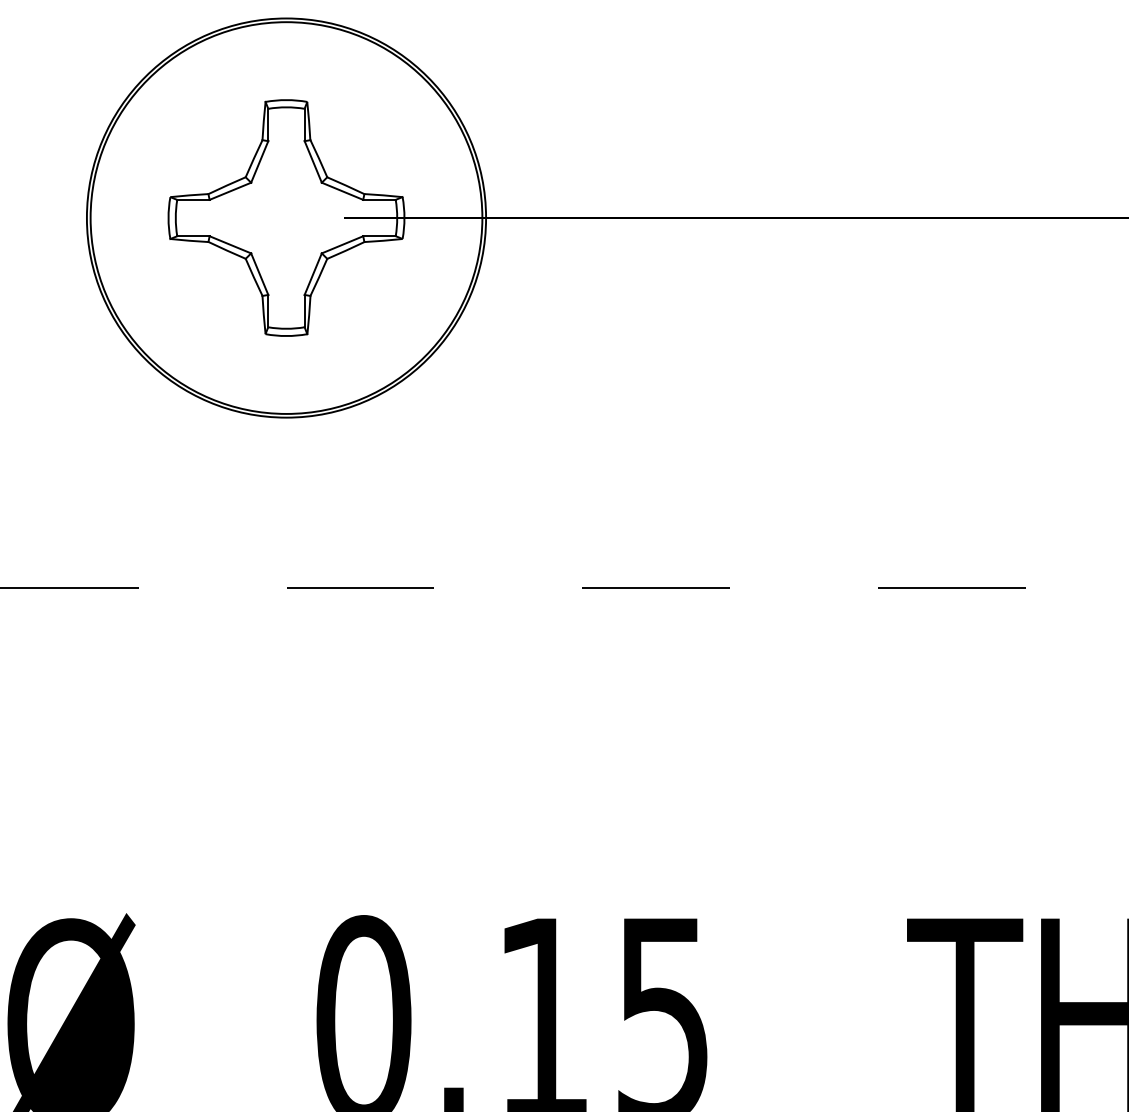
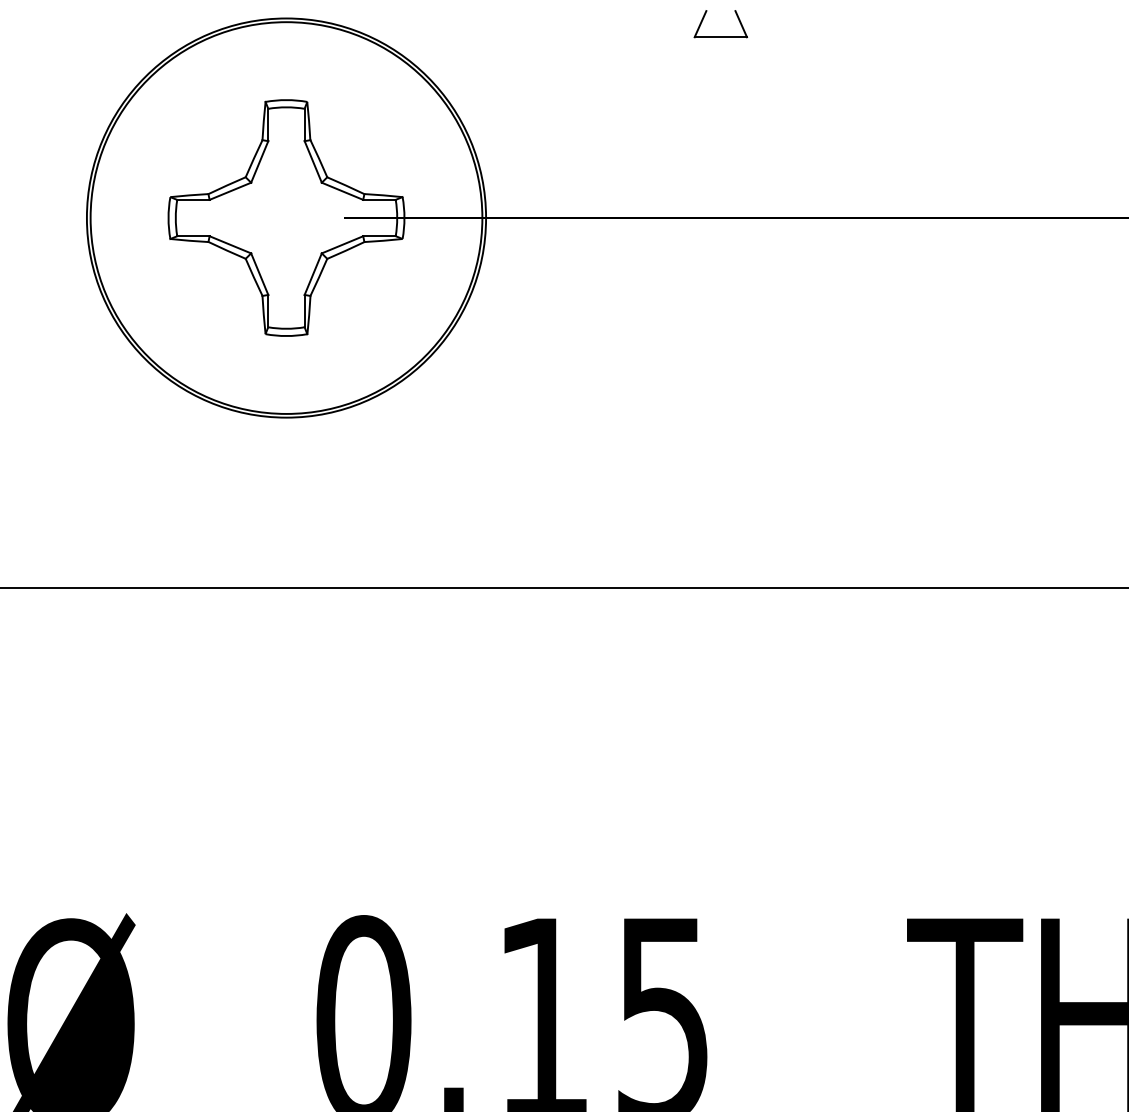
part: none -> present (720, 36)
line: dashed -> solid (564, 587)
